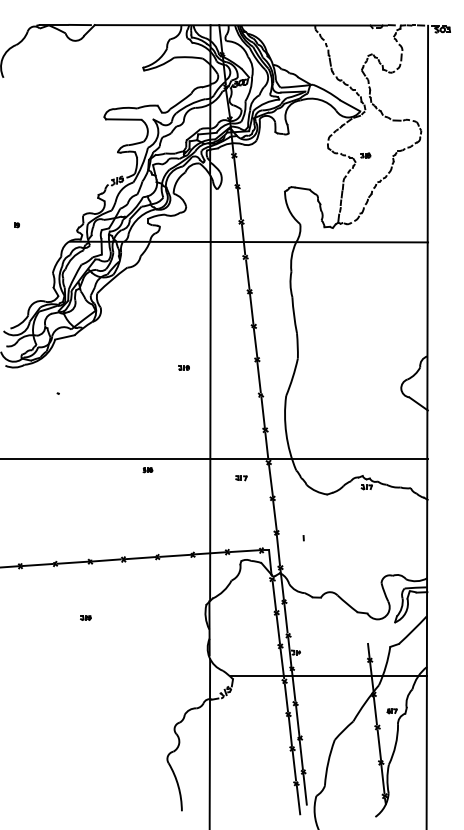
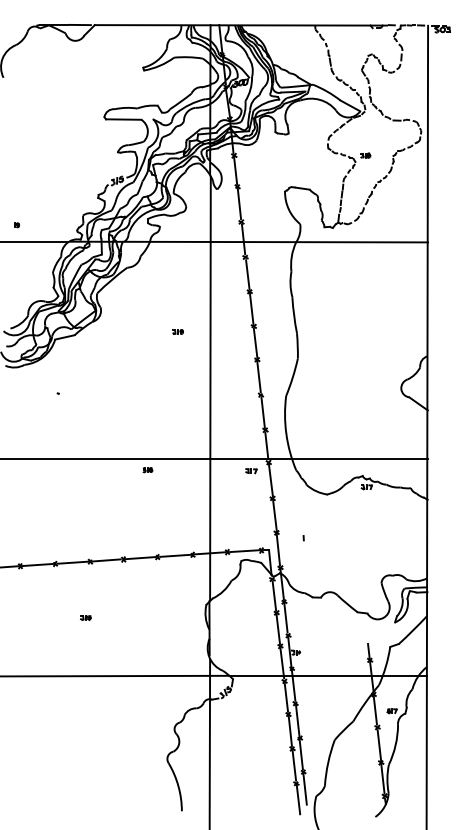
line: none -> present (34, 242)
part position: (183, 367) -> (177, 331) (177, 331)
part position: (241, 478) -> (251, 471) (251, 471)
line: none -> present (115, 675)
